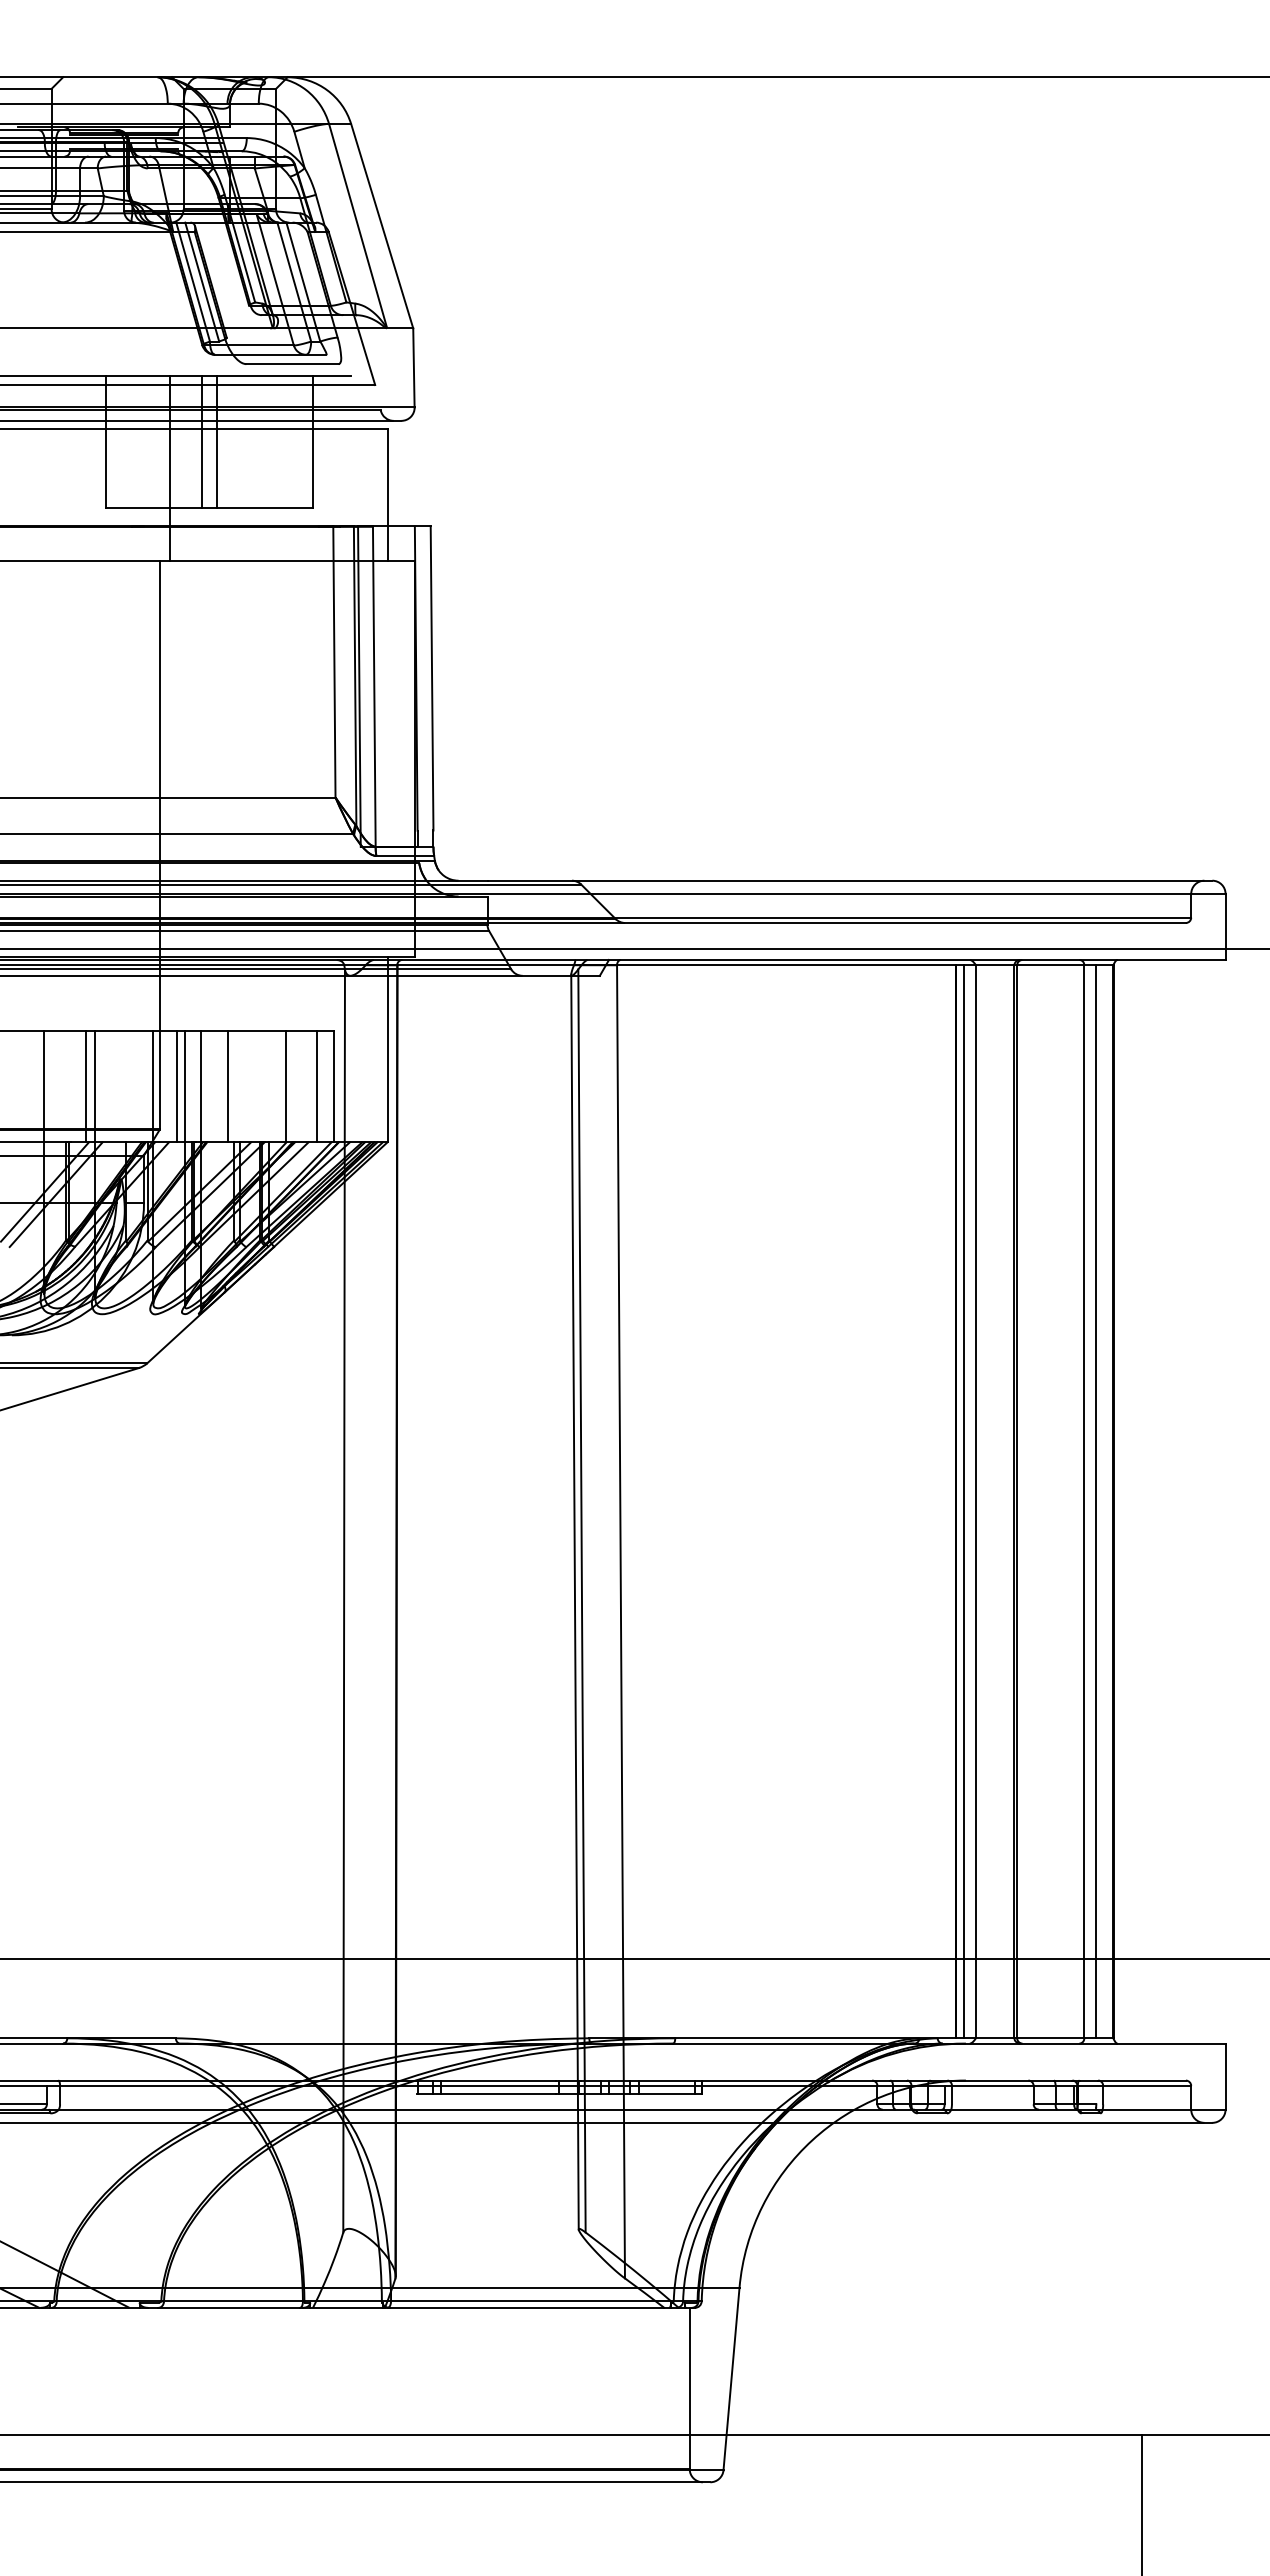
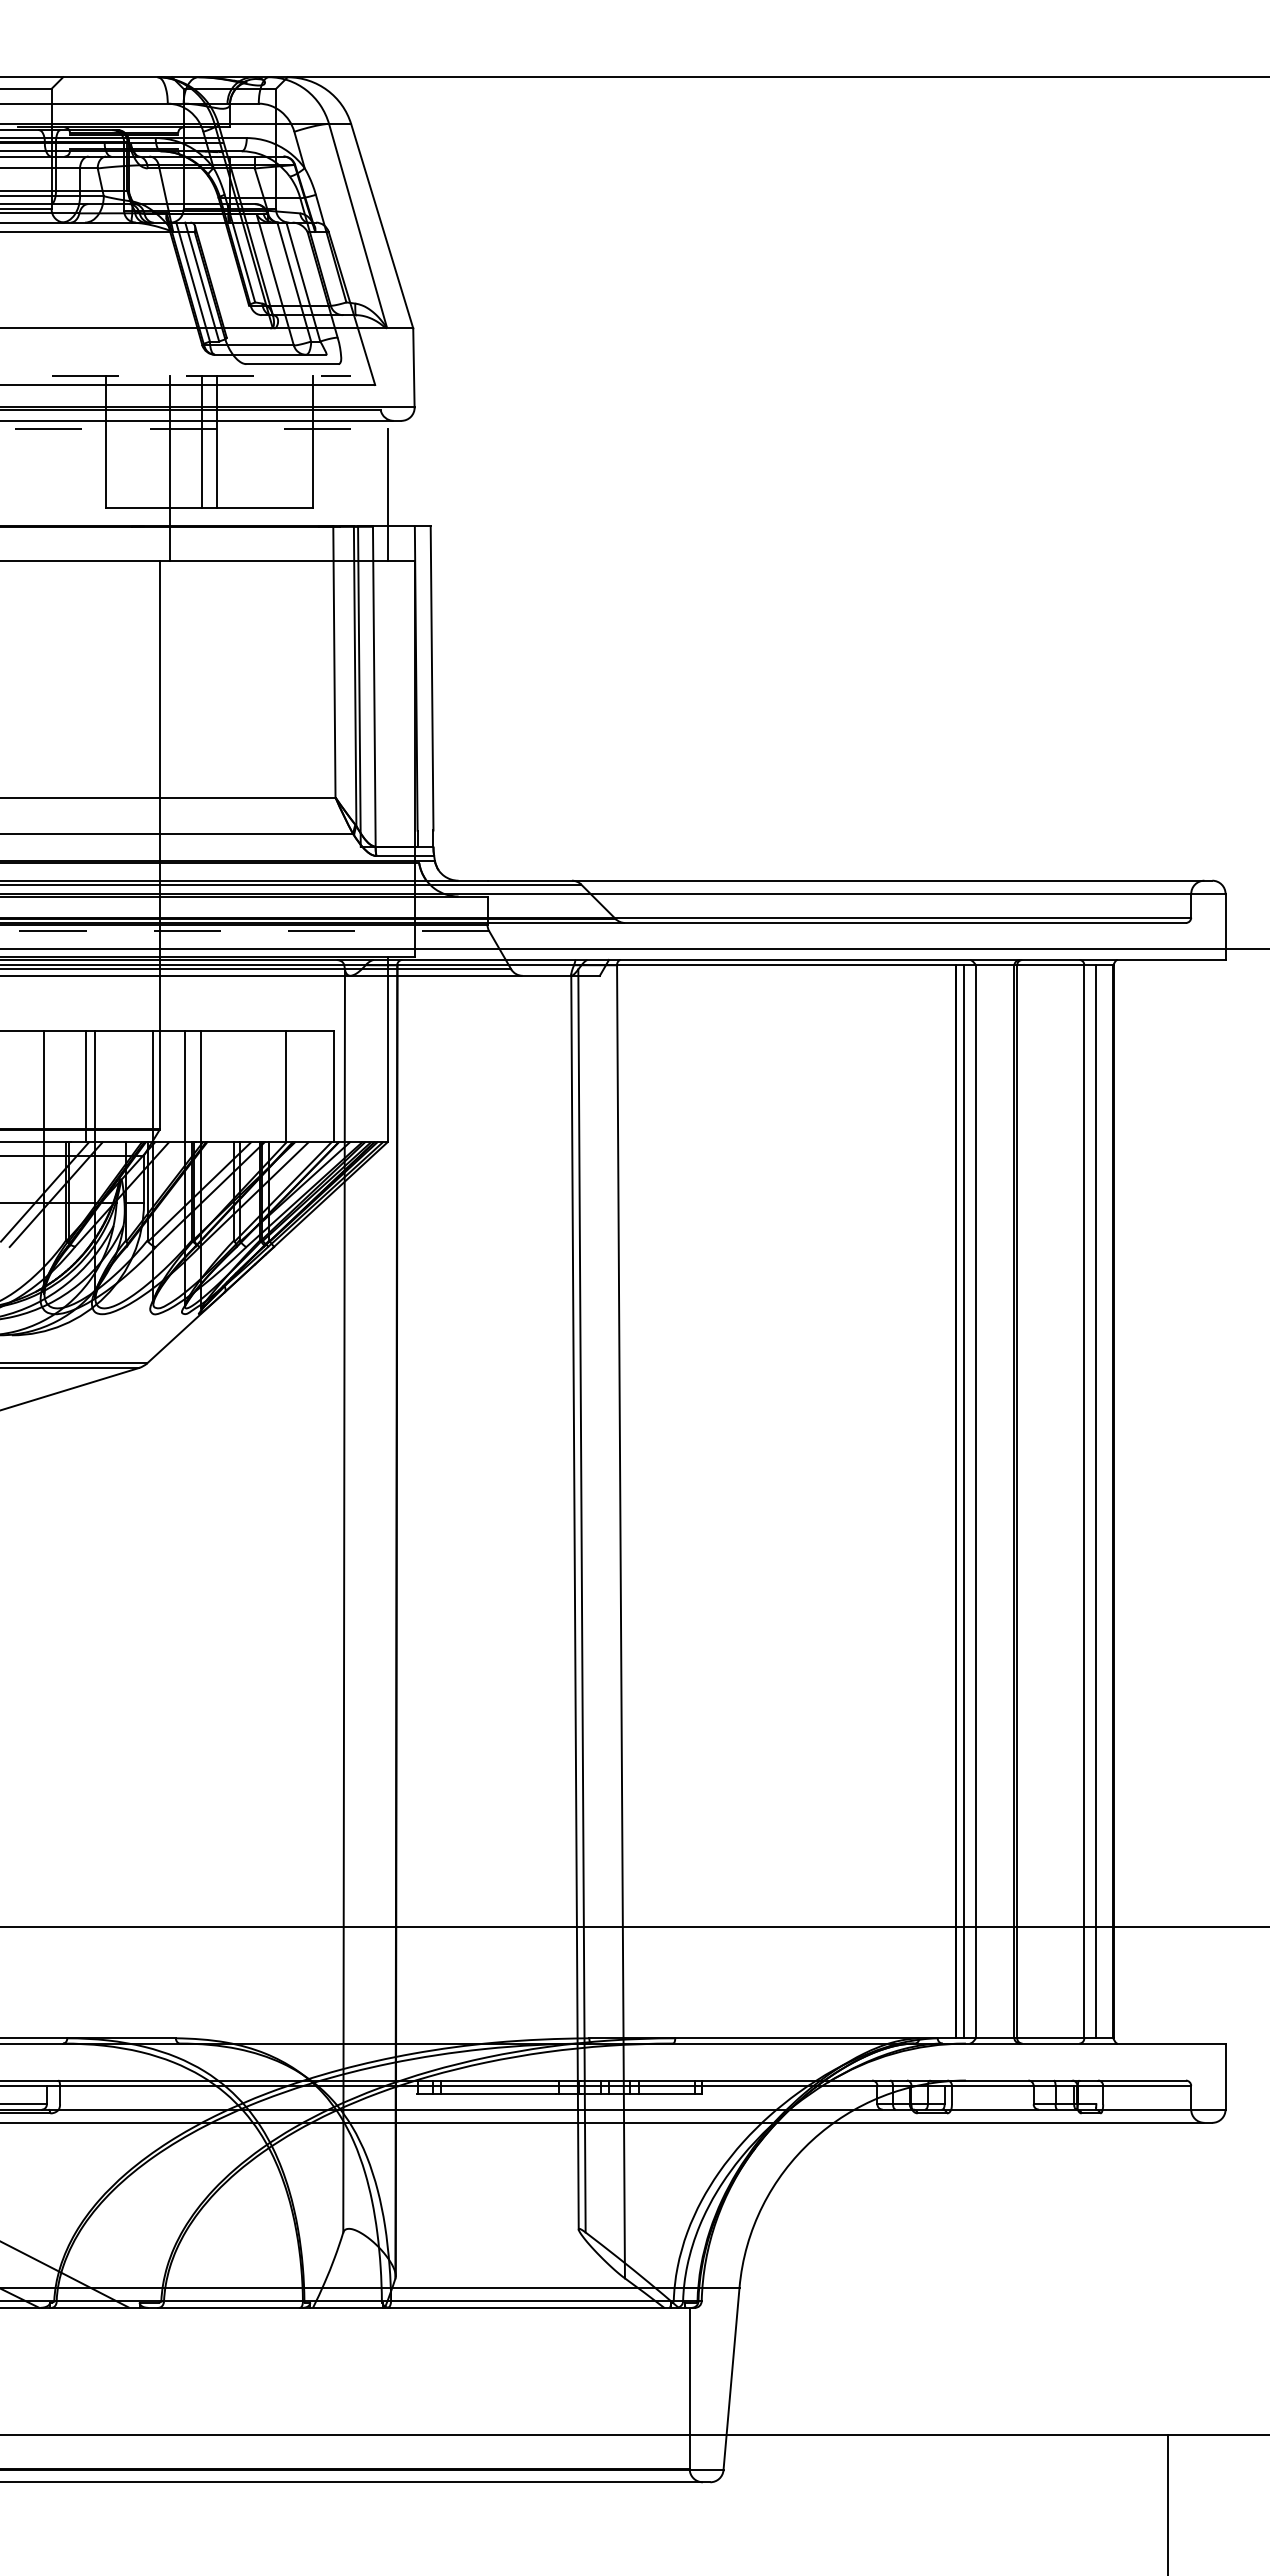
line: solid -> dashed (176, 375)
line: solid -> dashed (194, 428)
line: solid -> dashed (244, 931)
line: present -> none (176, 1086)
line: present -> none (227, 1086)
line: present -> none (317, 1086)
line position: (634, 1958) -> (634, 1926) (634, 1926)
line position: (1141, 2503) -> (1167, 2503) (1167, 2503)
